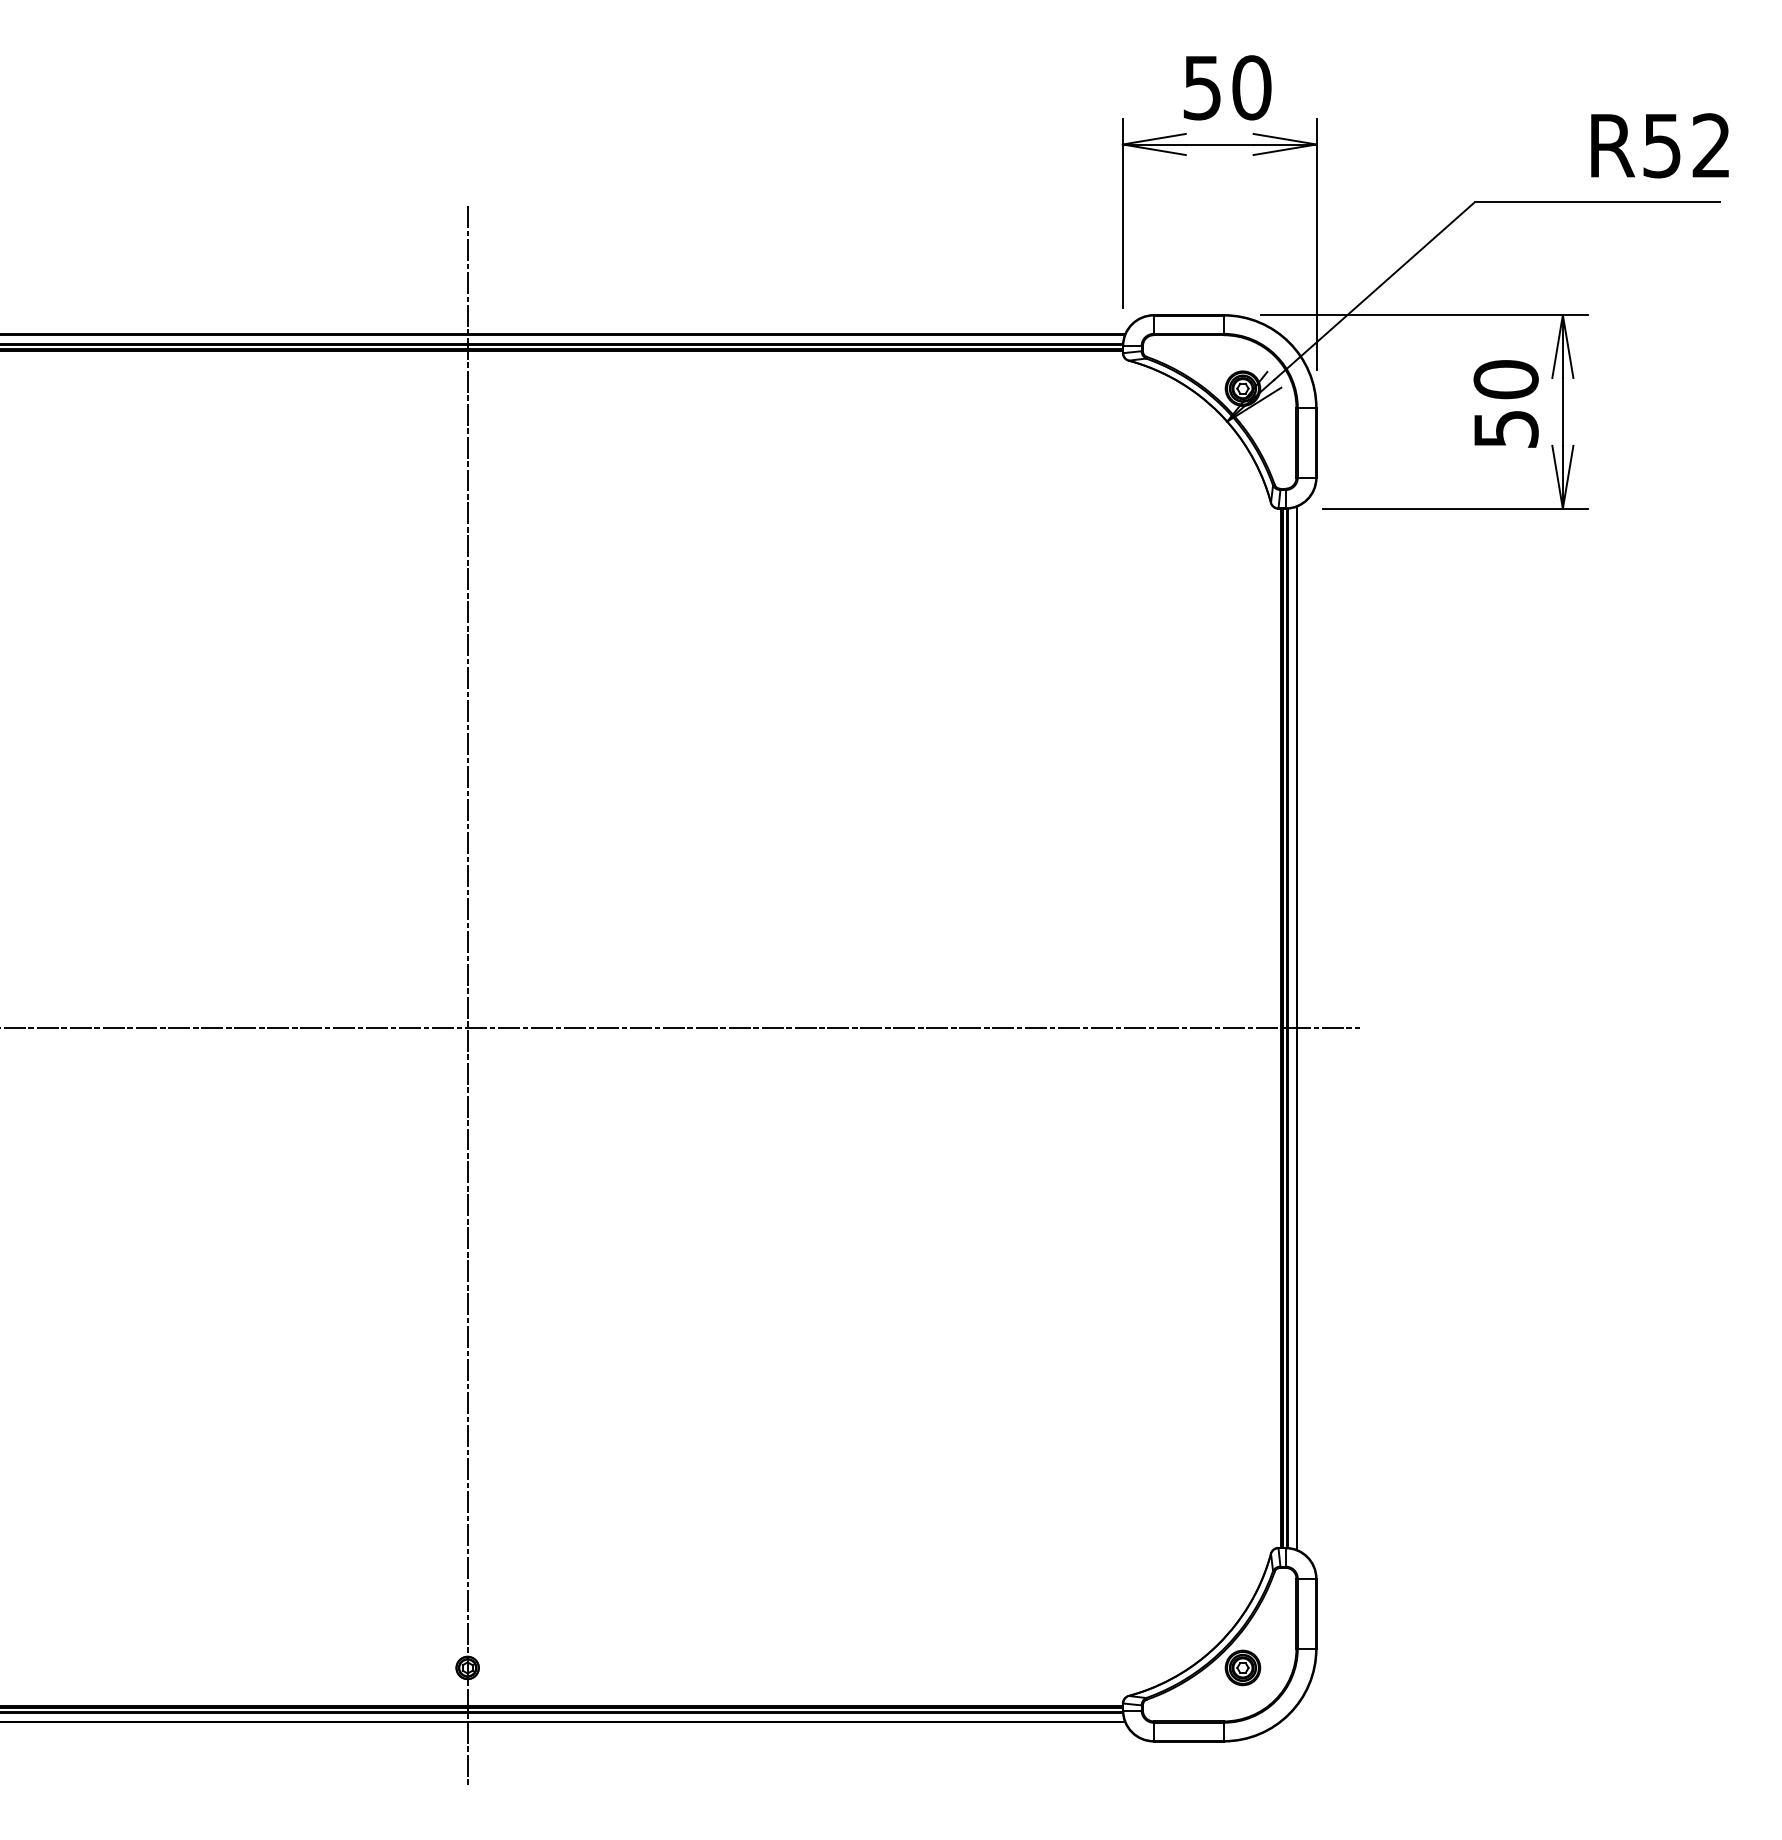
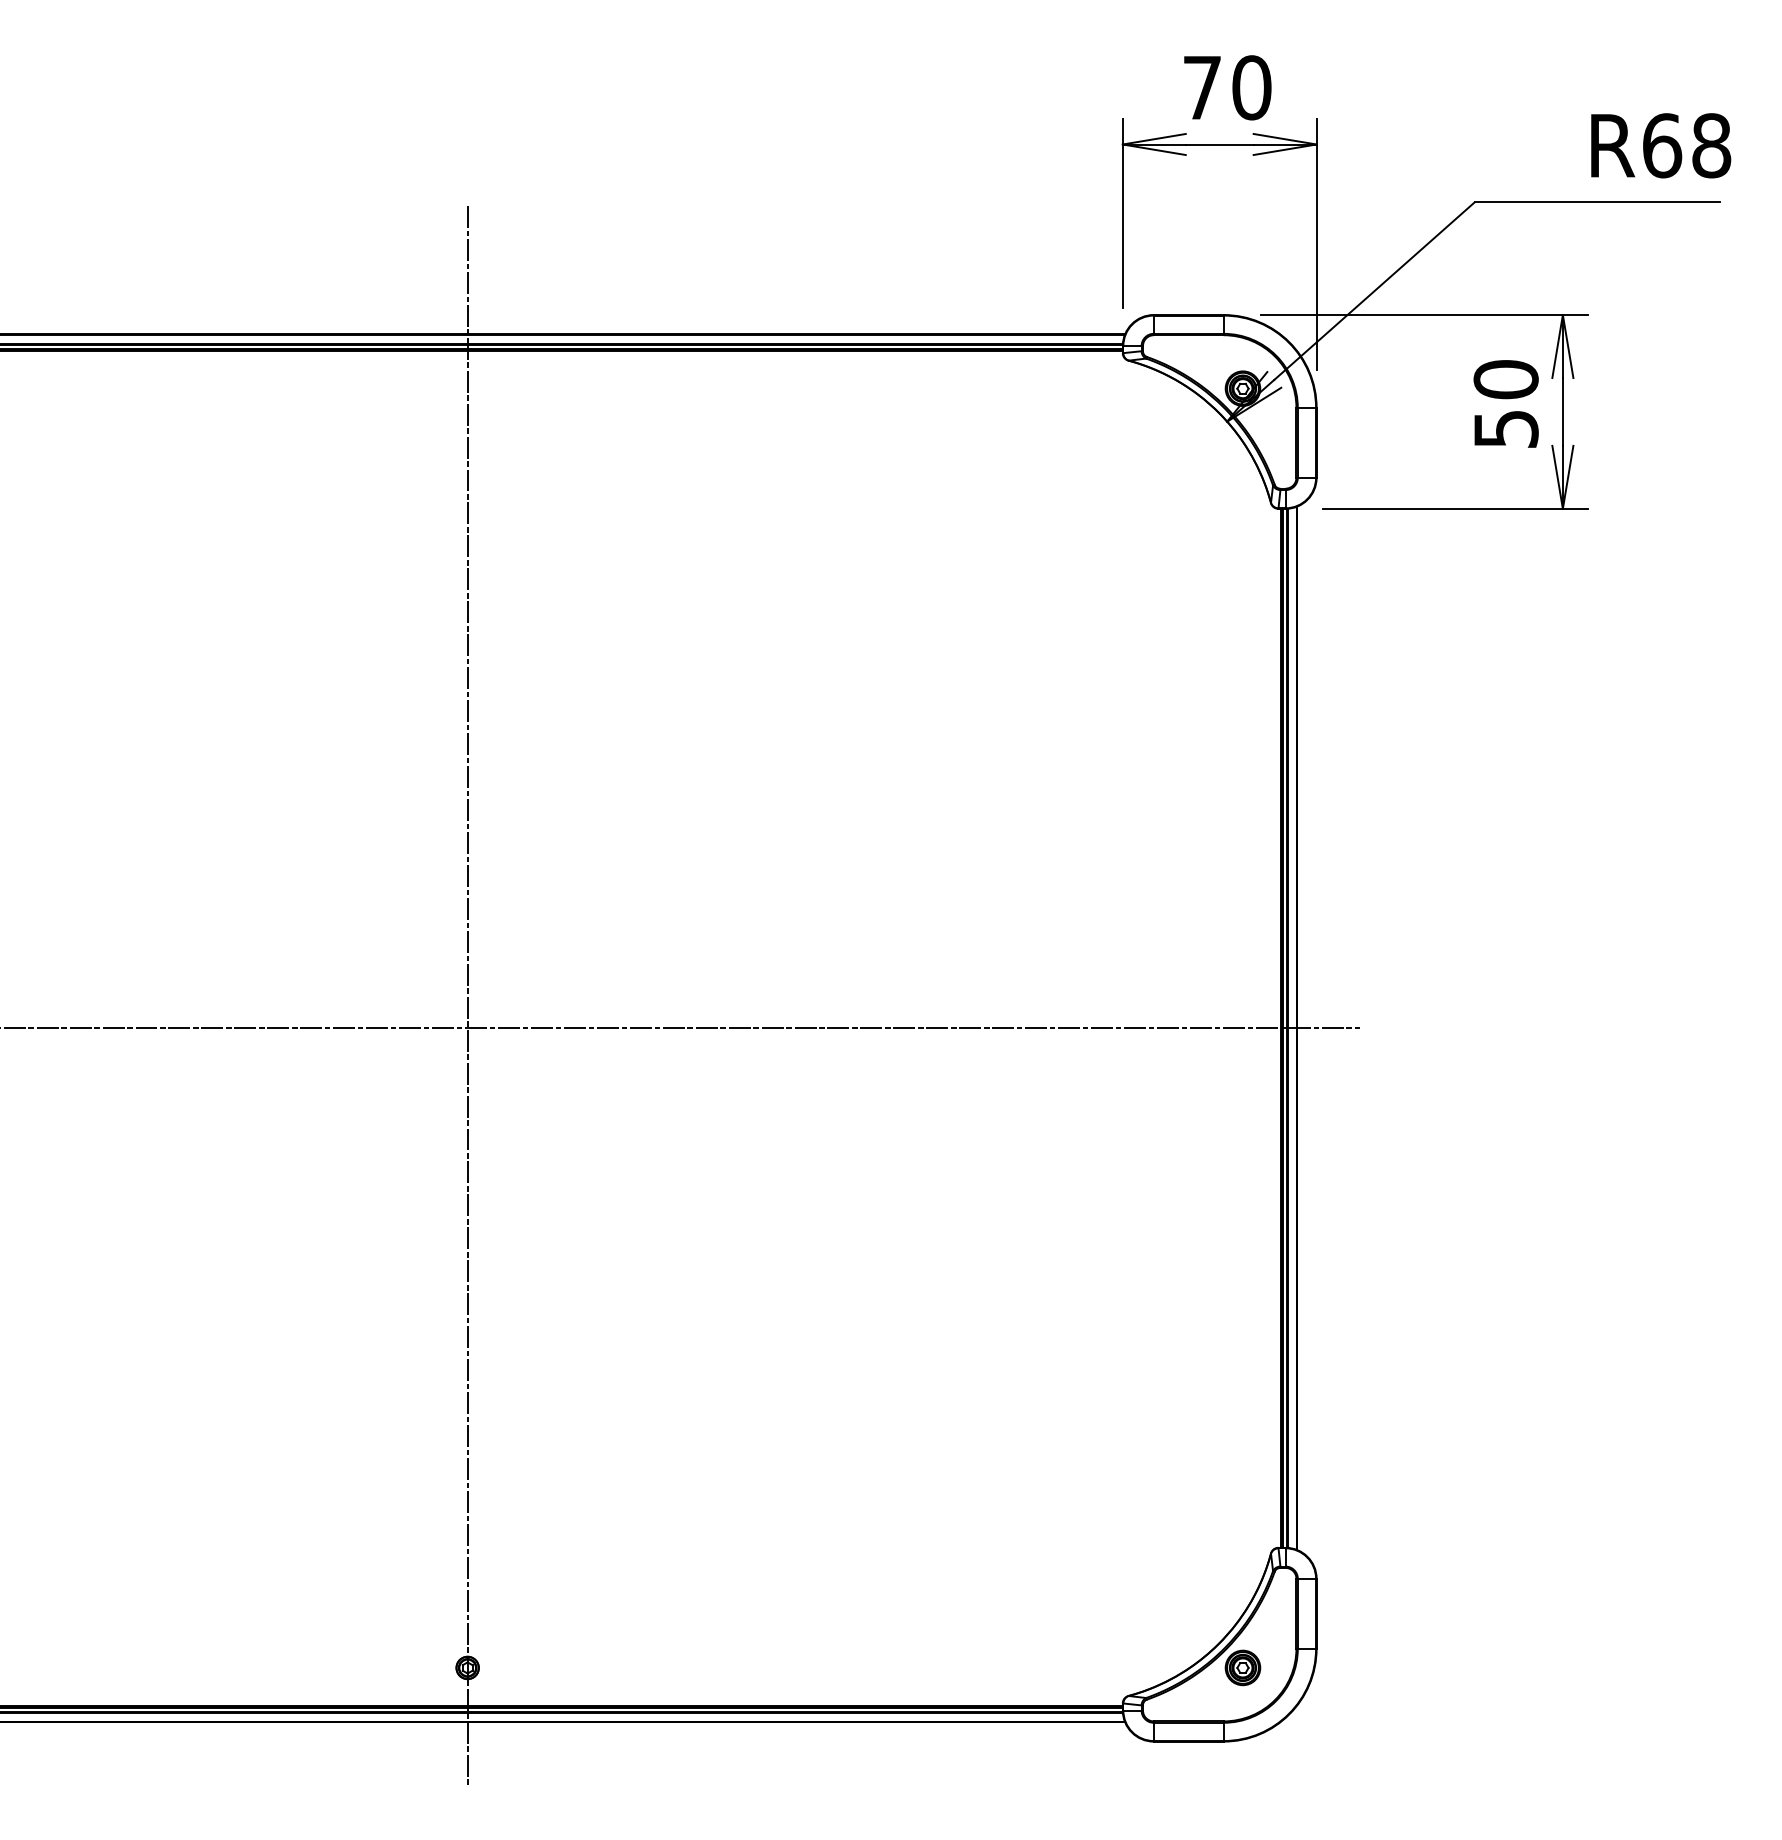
text: 50 -> 70 (1201, 88)
text: R52 -> R68 (1687, 145)
